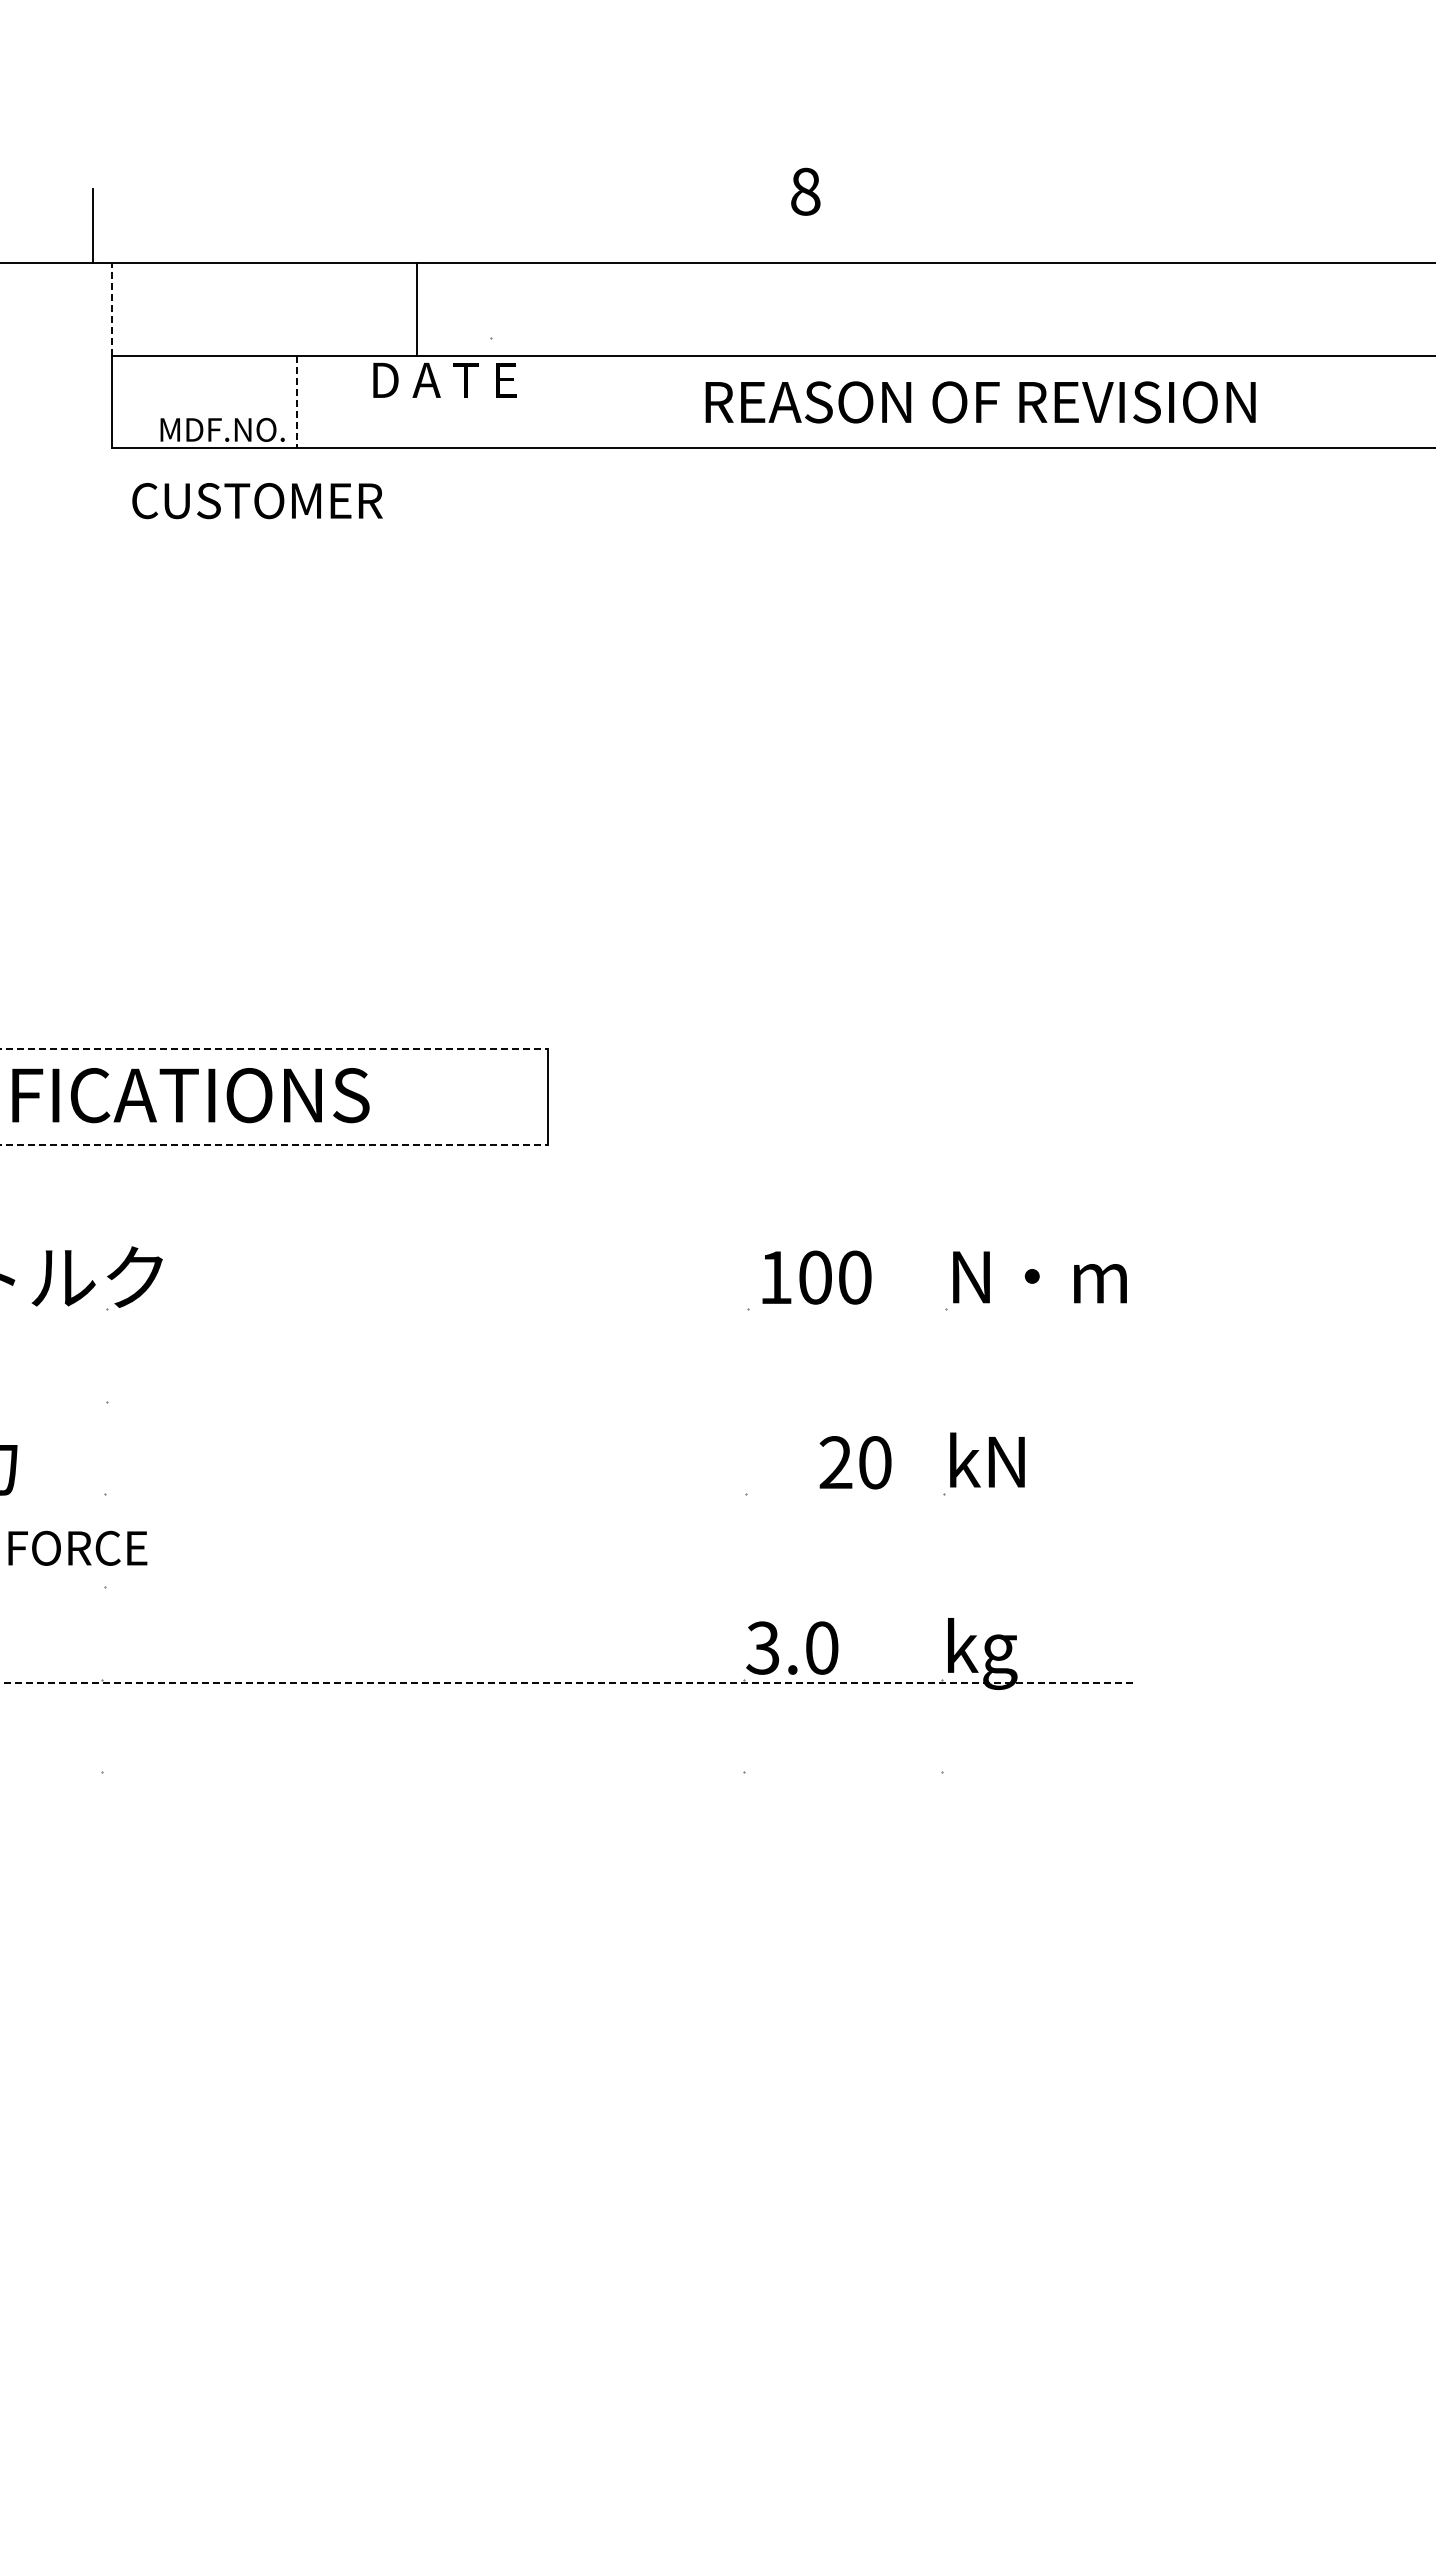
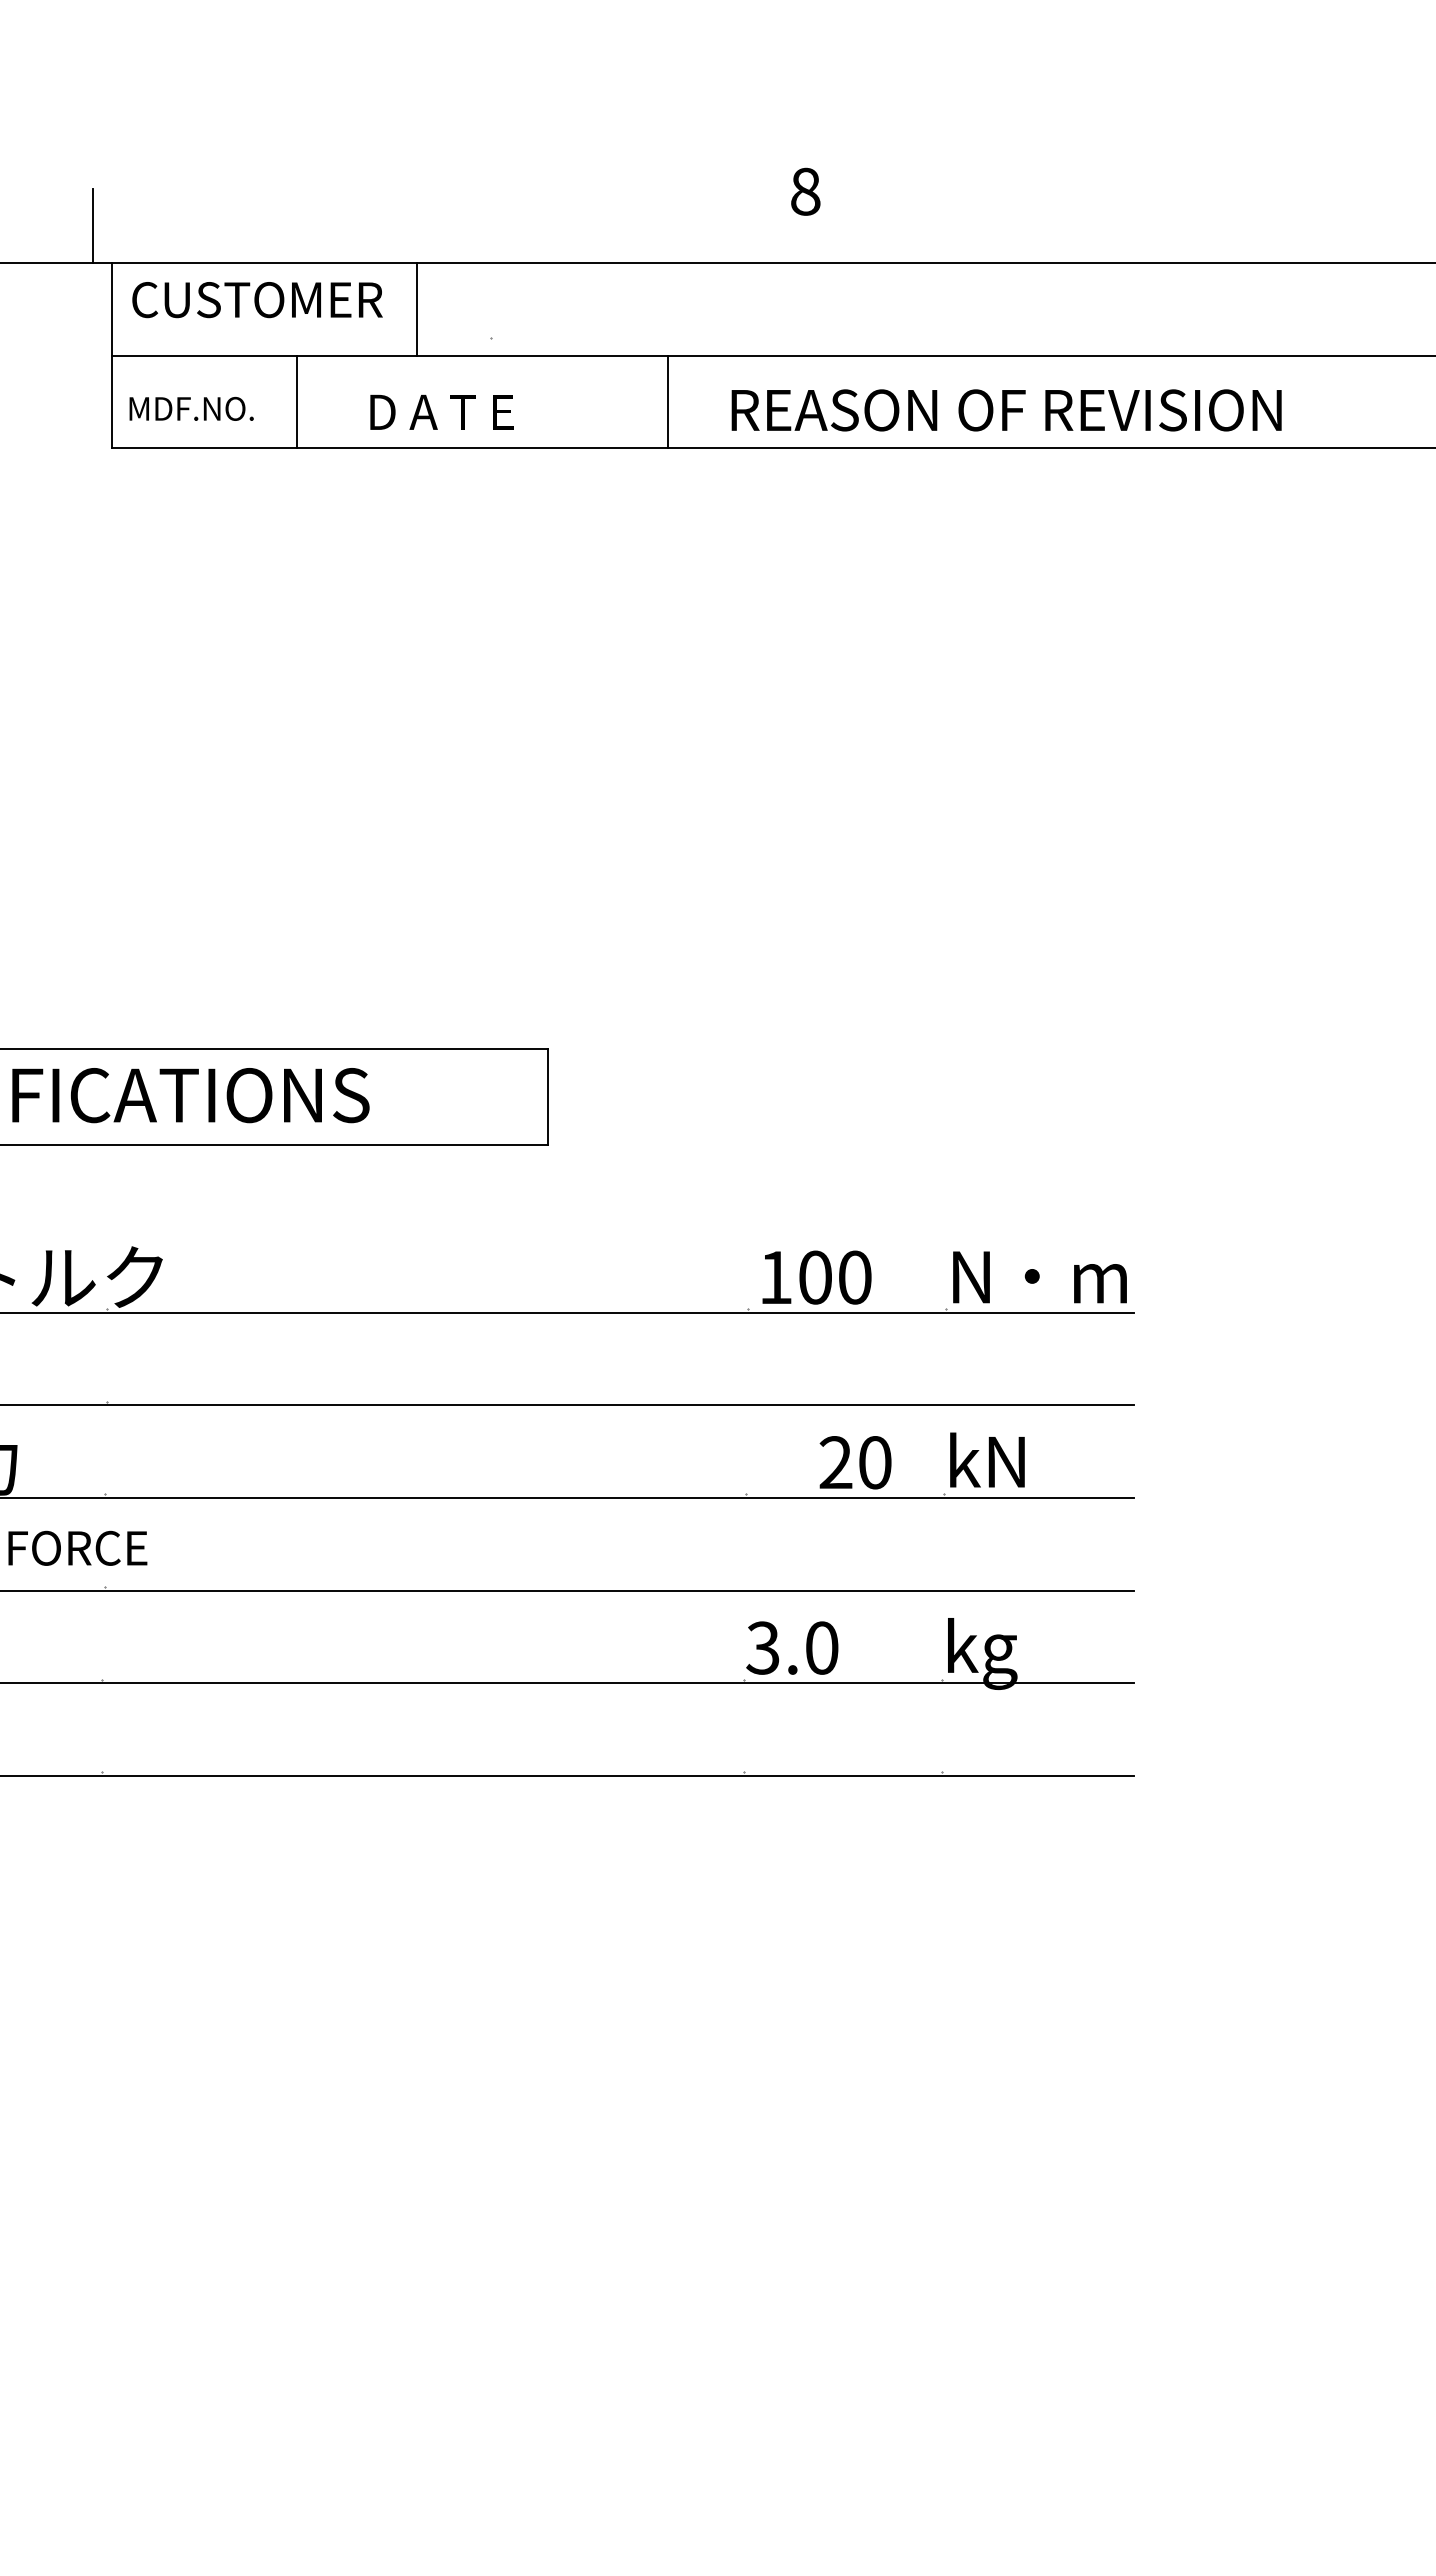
line: dashed -> solid (111, 308)
text position: (444, 379) -> (441, 411) (441, 411)
line: none -> present (667, 401)
line: dashed -> solid (296, 402)
text position: (980, 402) -> (1006, 410) (1006, 410)
text position: (222, 429) -> (191, 408) (191, 408)
text position: (257, 501) -> (257, 300) (257, 300)
line: dashed -> solid (274, 1048)
line: dashed -> solid (274, 1145)
line: none -> present (567, 1312)
line: none -> present (567, 1405)
line: none -> present (567, 1497)
line: none -> present (567, 1590)
line: dashed -> solid (567, 1683)
line: none -> present (567, 1775)
